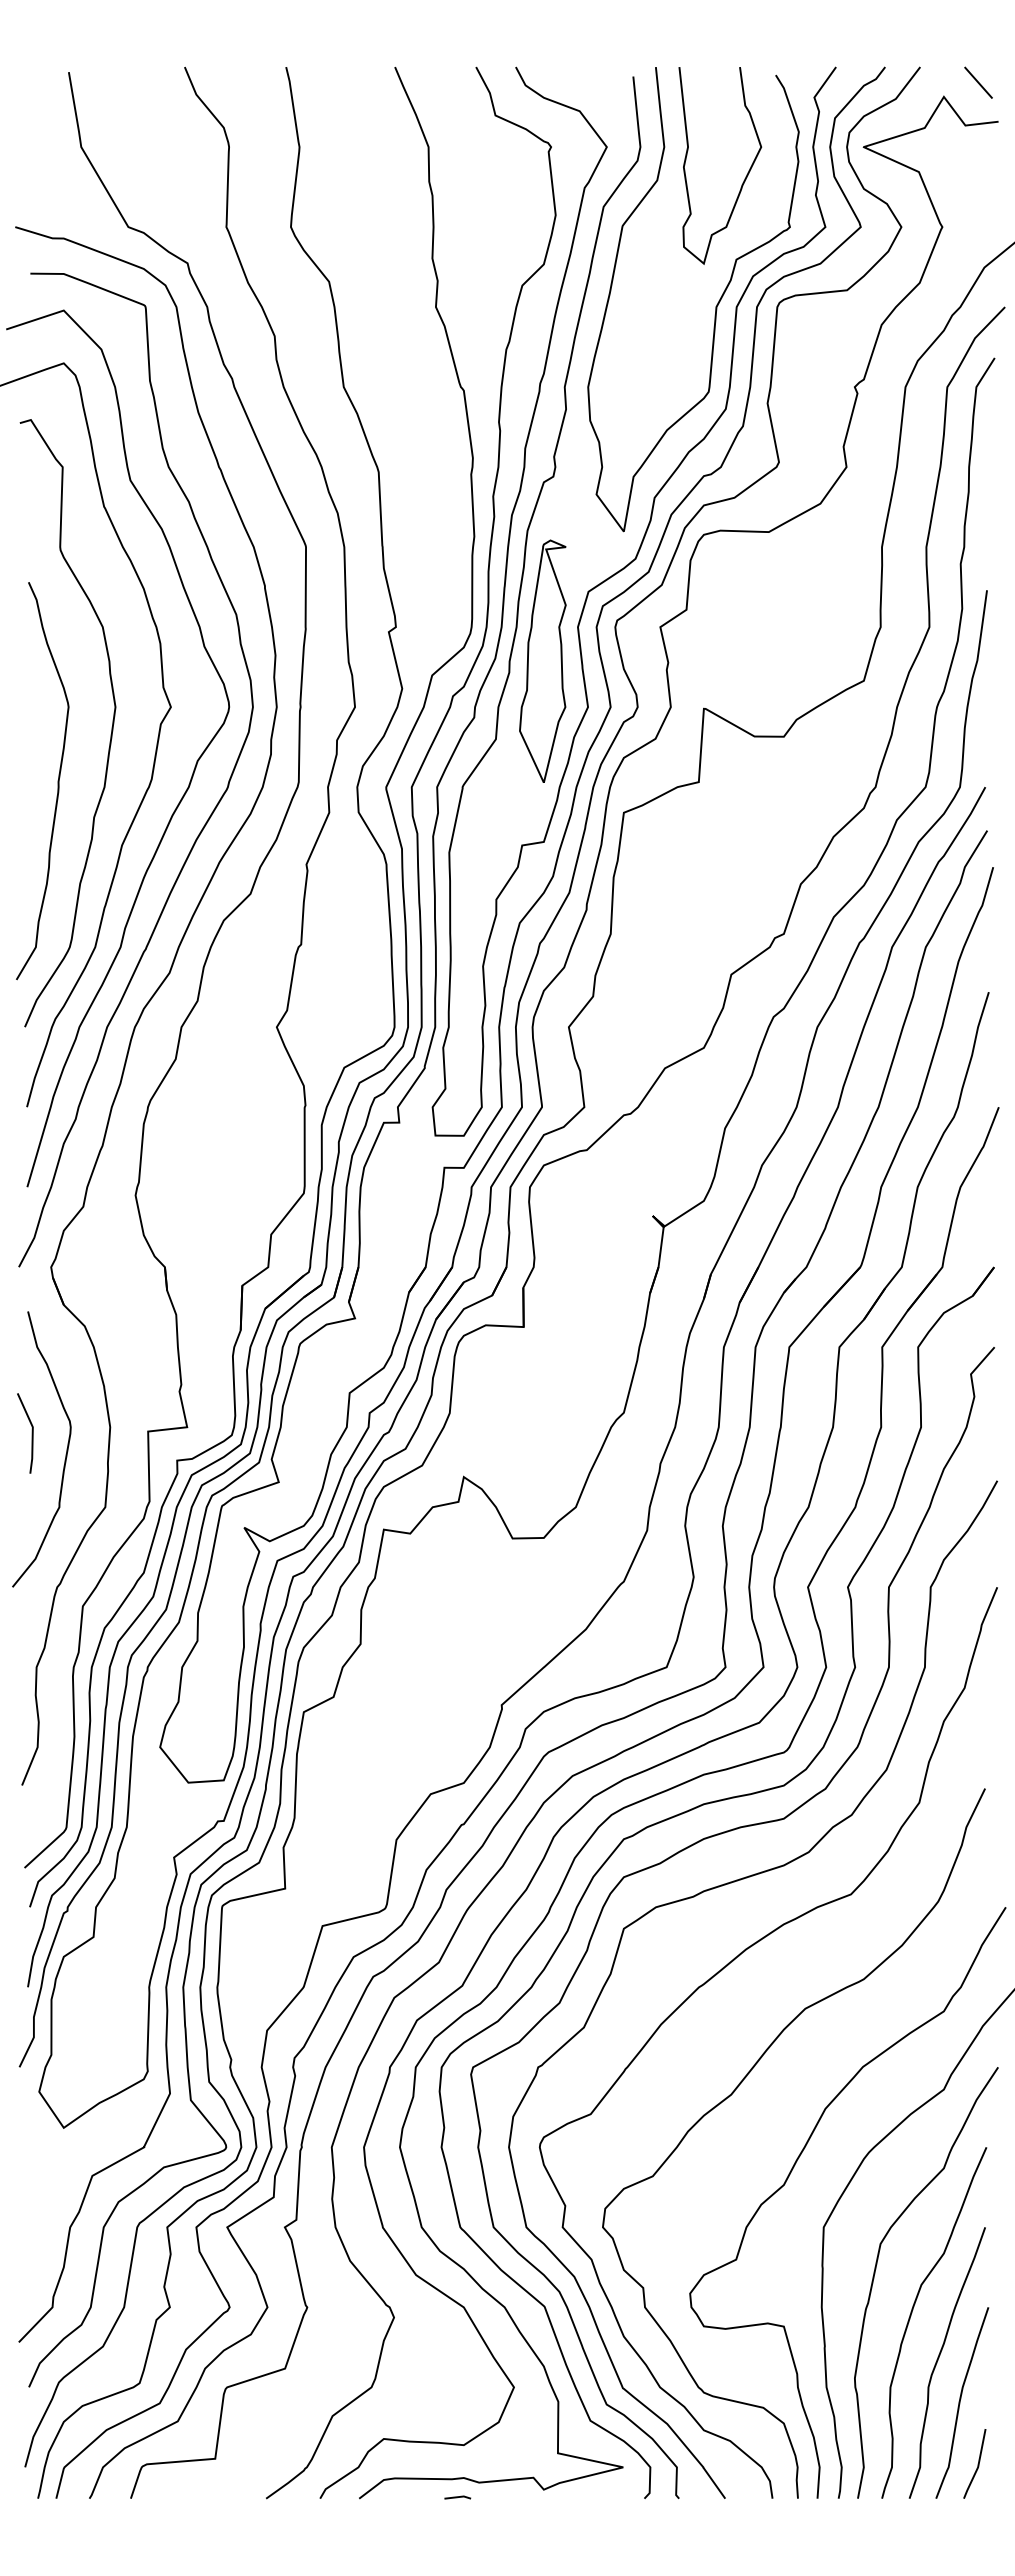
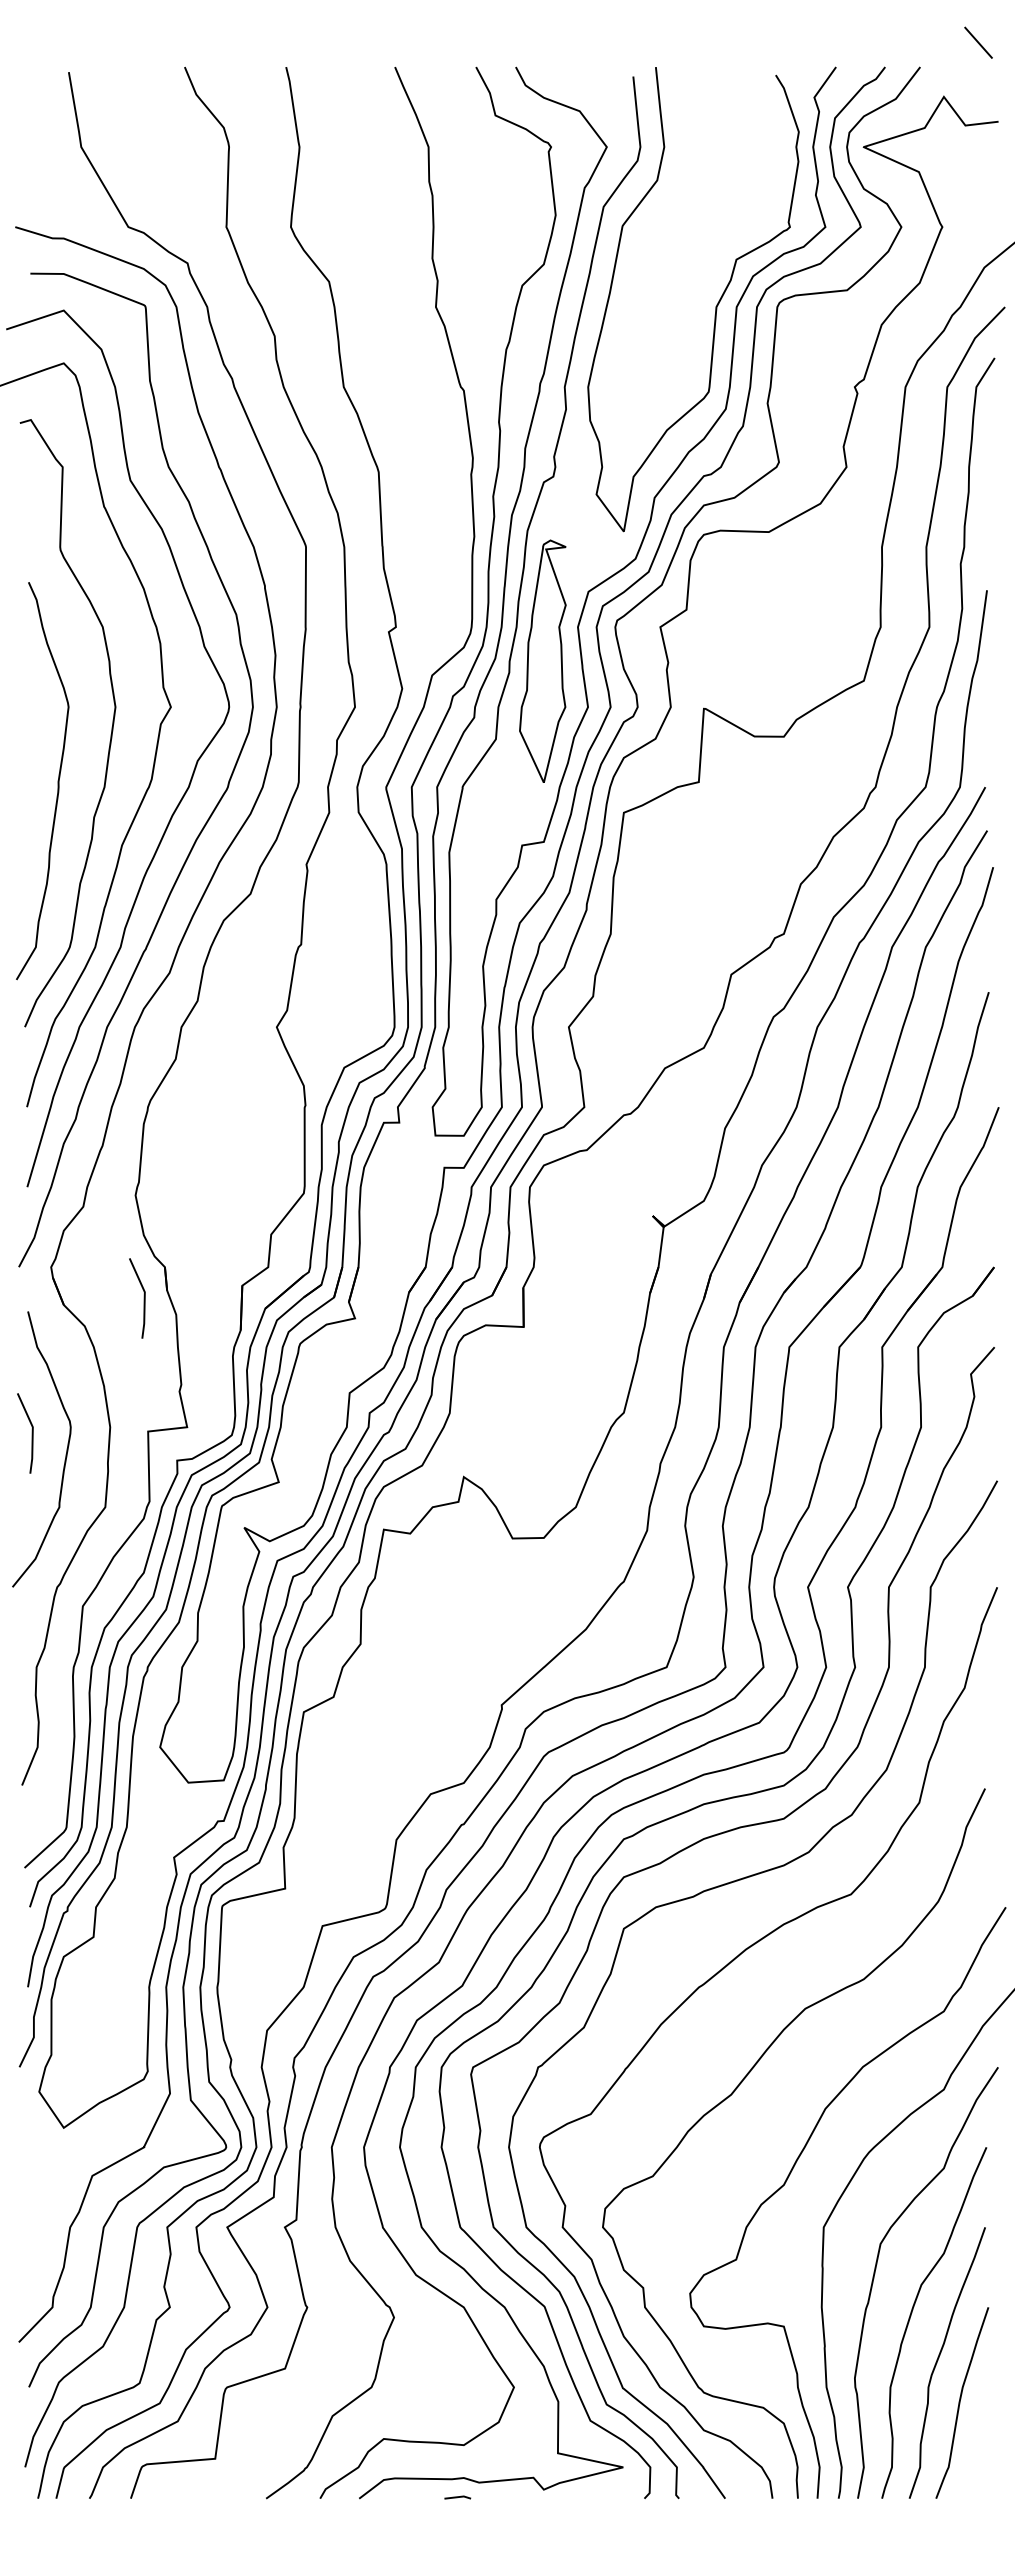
line position: (978, 82) -> (978, 42) (978, 42)
curve: present -> none (744, 178)
line: none -> present (143, 1298)
line: present -> none (977, 2464)
